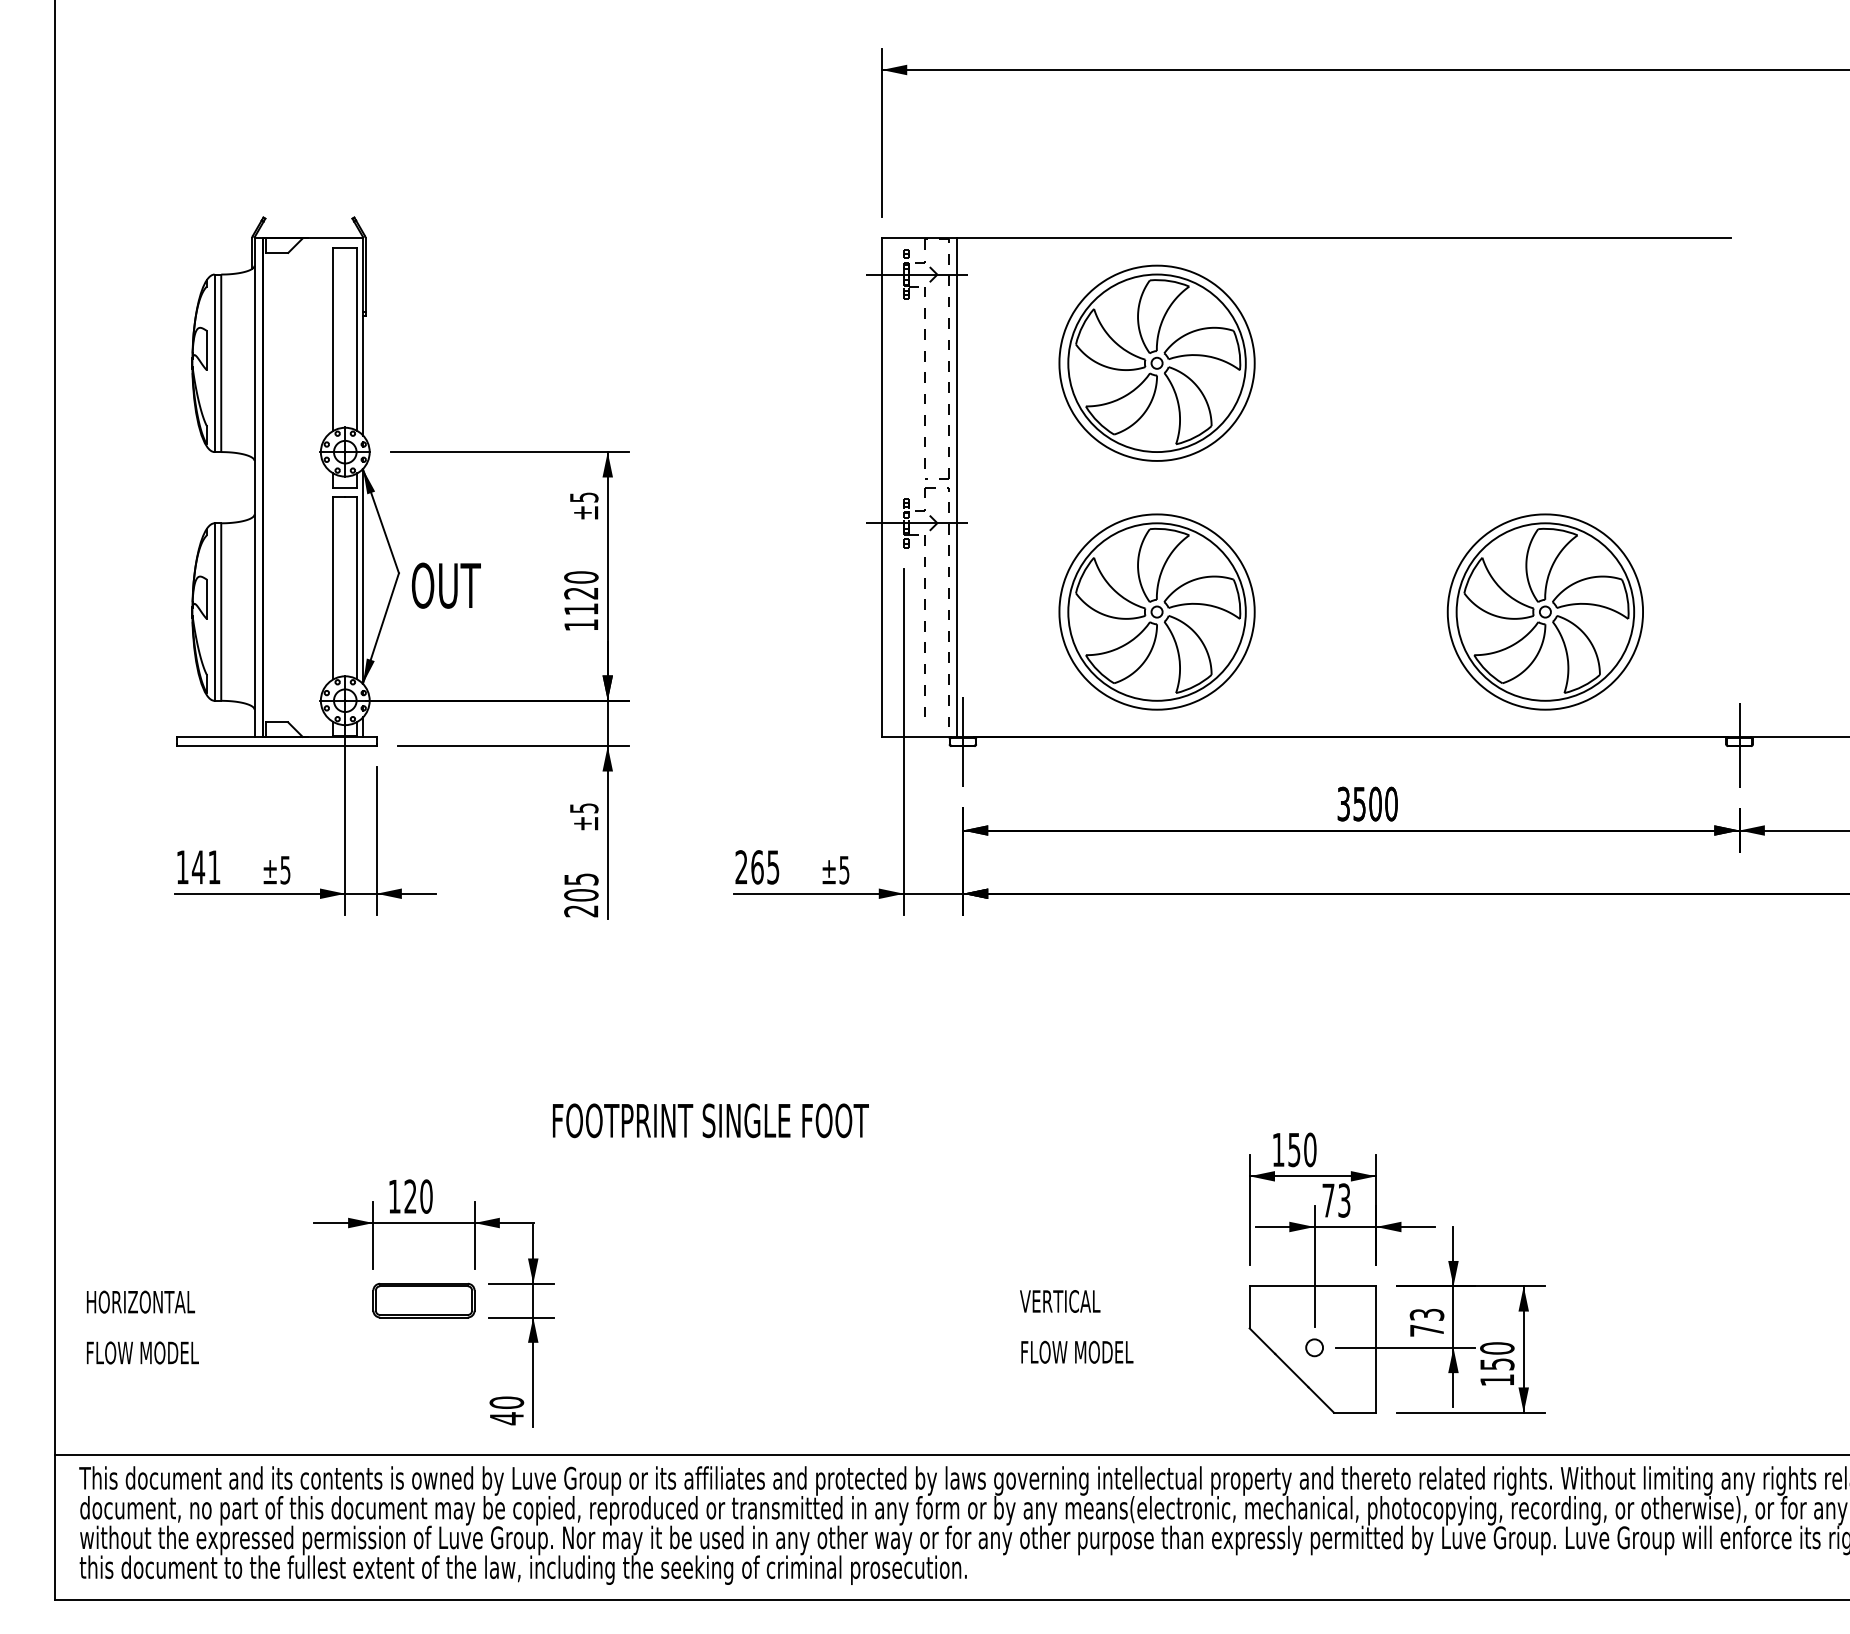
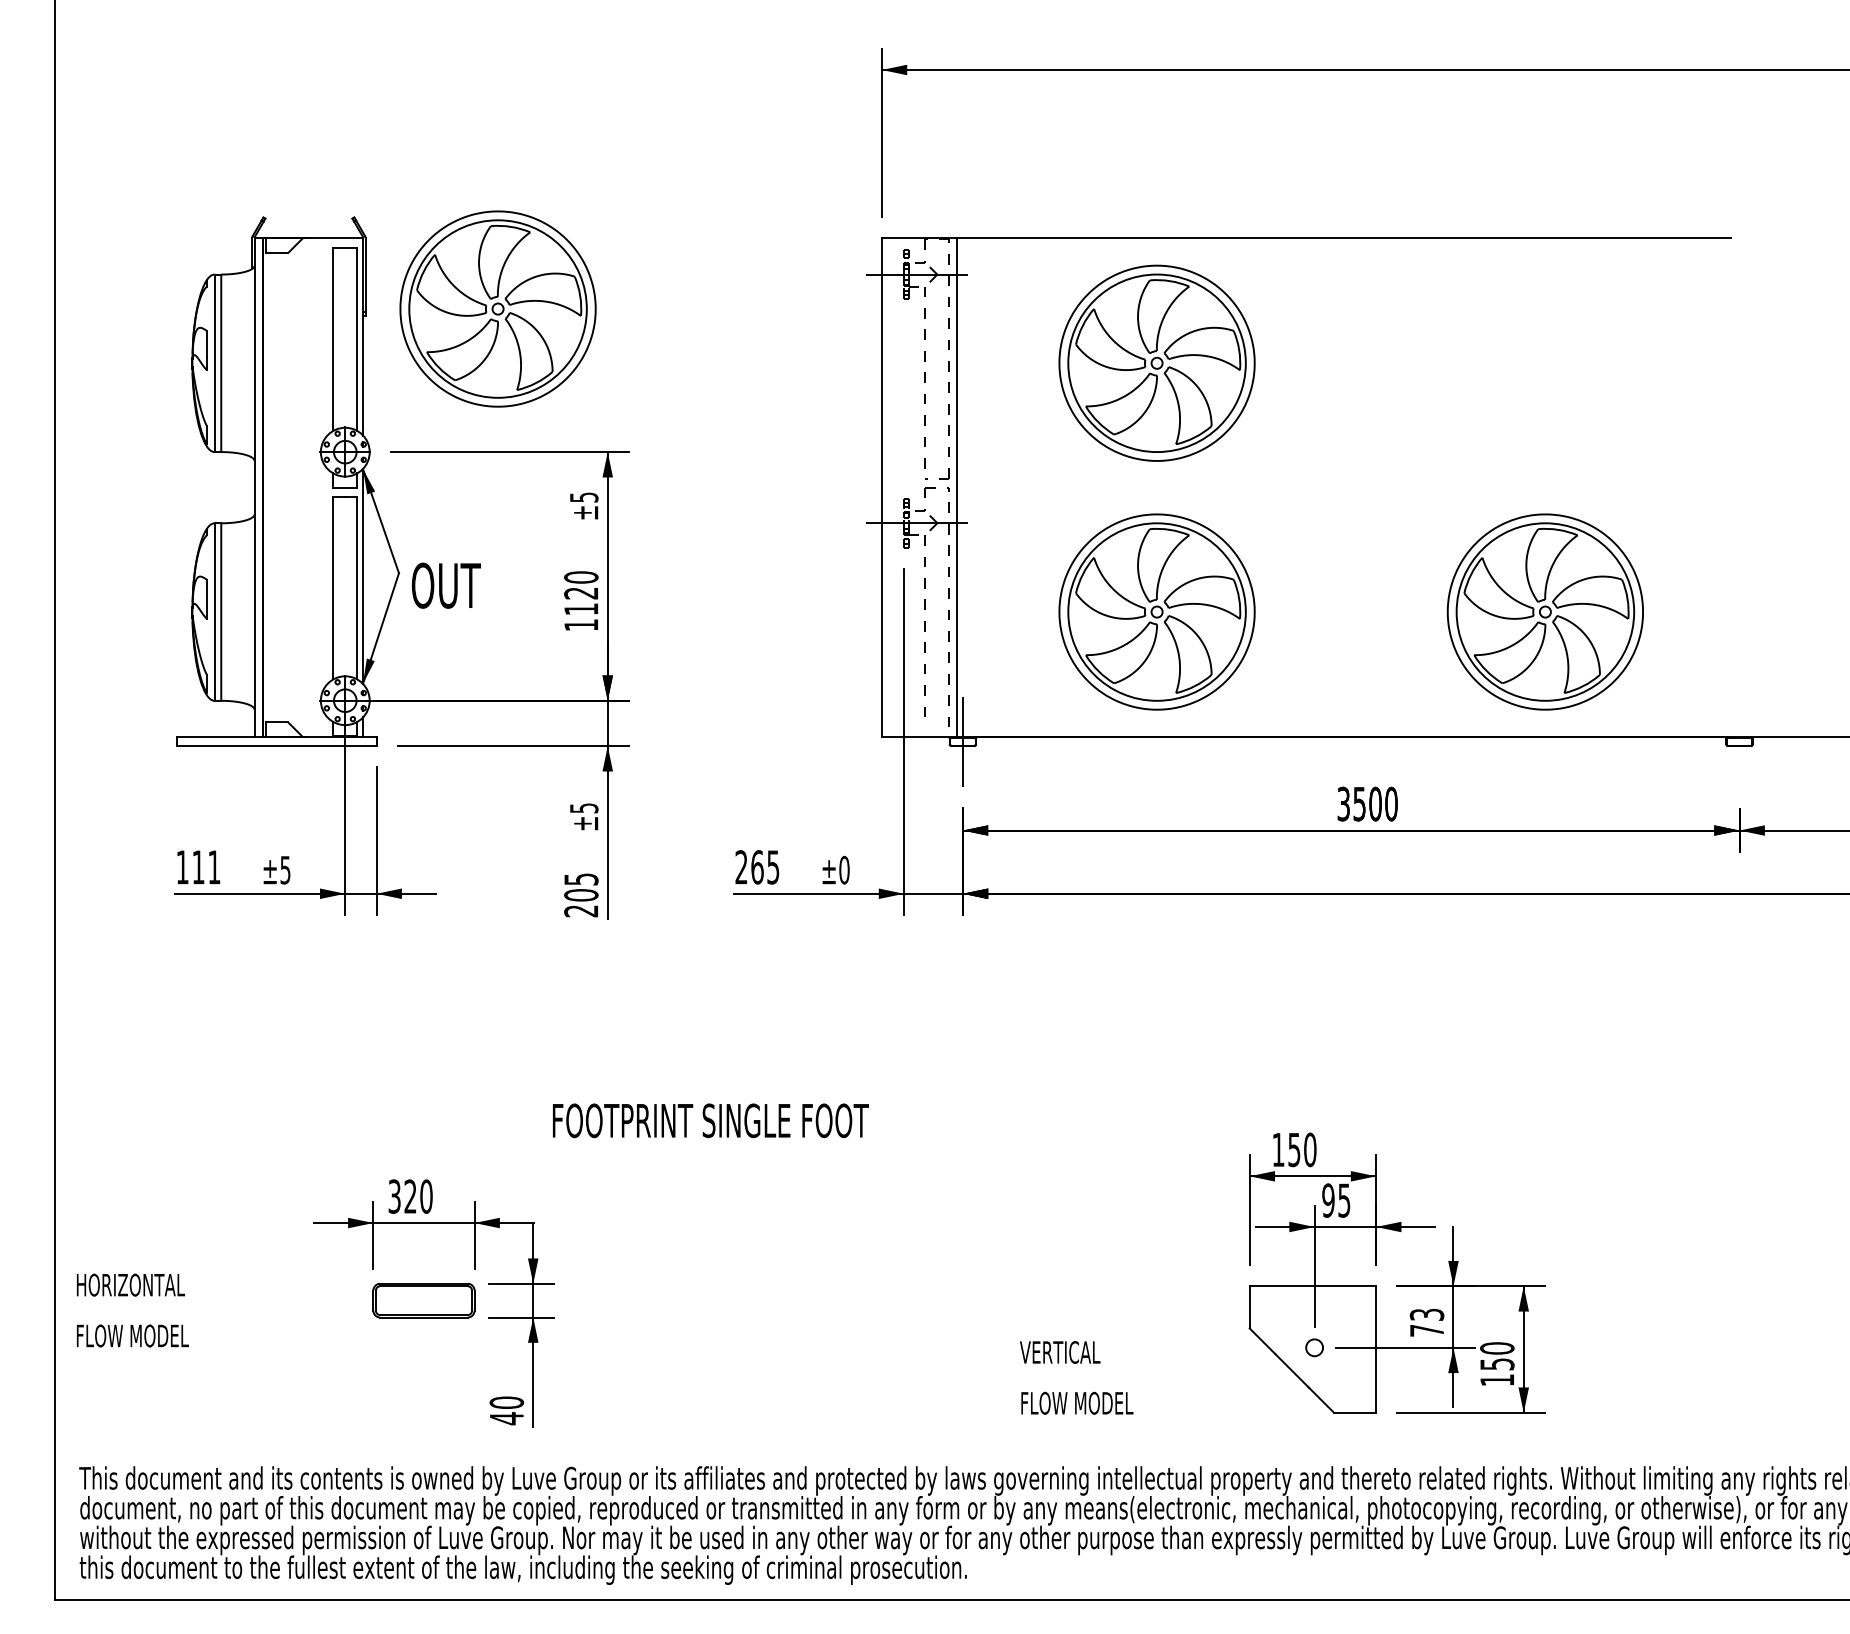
part: none -> present (497, 308)
line: present -> none (1739, 745)
text: 141 -> 111 (198, 867)
text: ±5 -> ±0 (844, 869)
text: 120 -> 320 (394, 1196)
text: 73 -> 95 (1336, 1200)
text position: (1076, 1326) -> (1076, 1377) (1076, 1377)
text position: (142, 1327) -> (132, 1310) (132, 1310)
line: present -> none (950, 1454)
